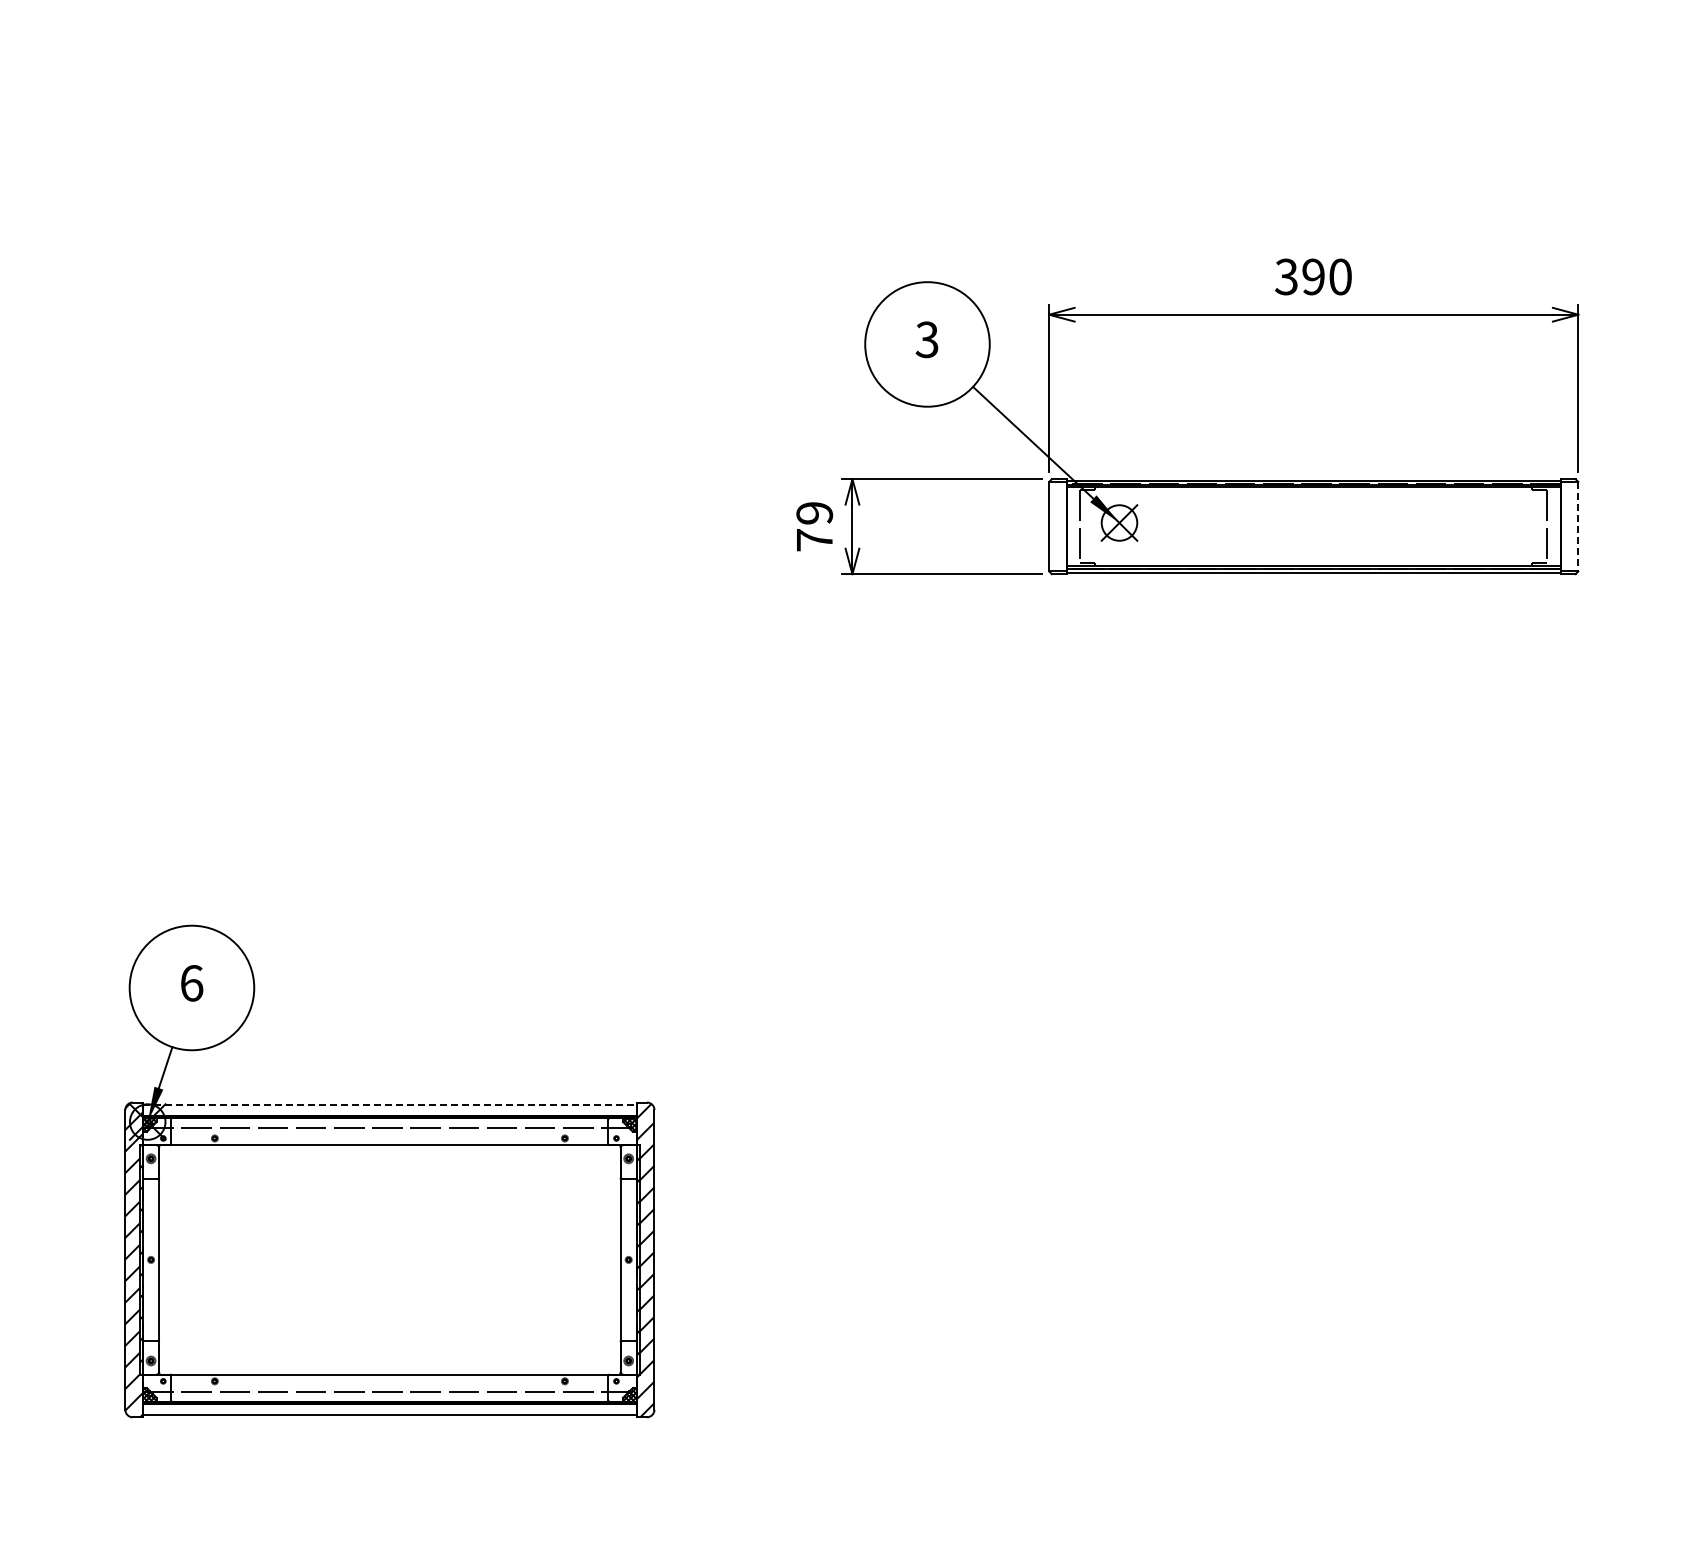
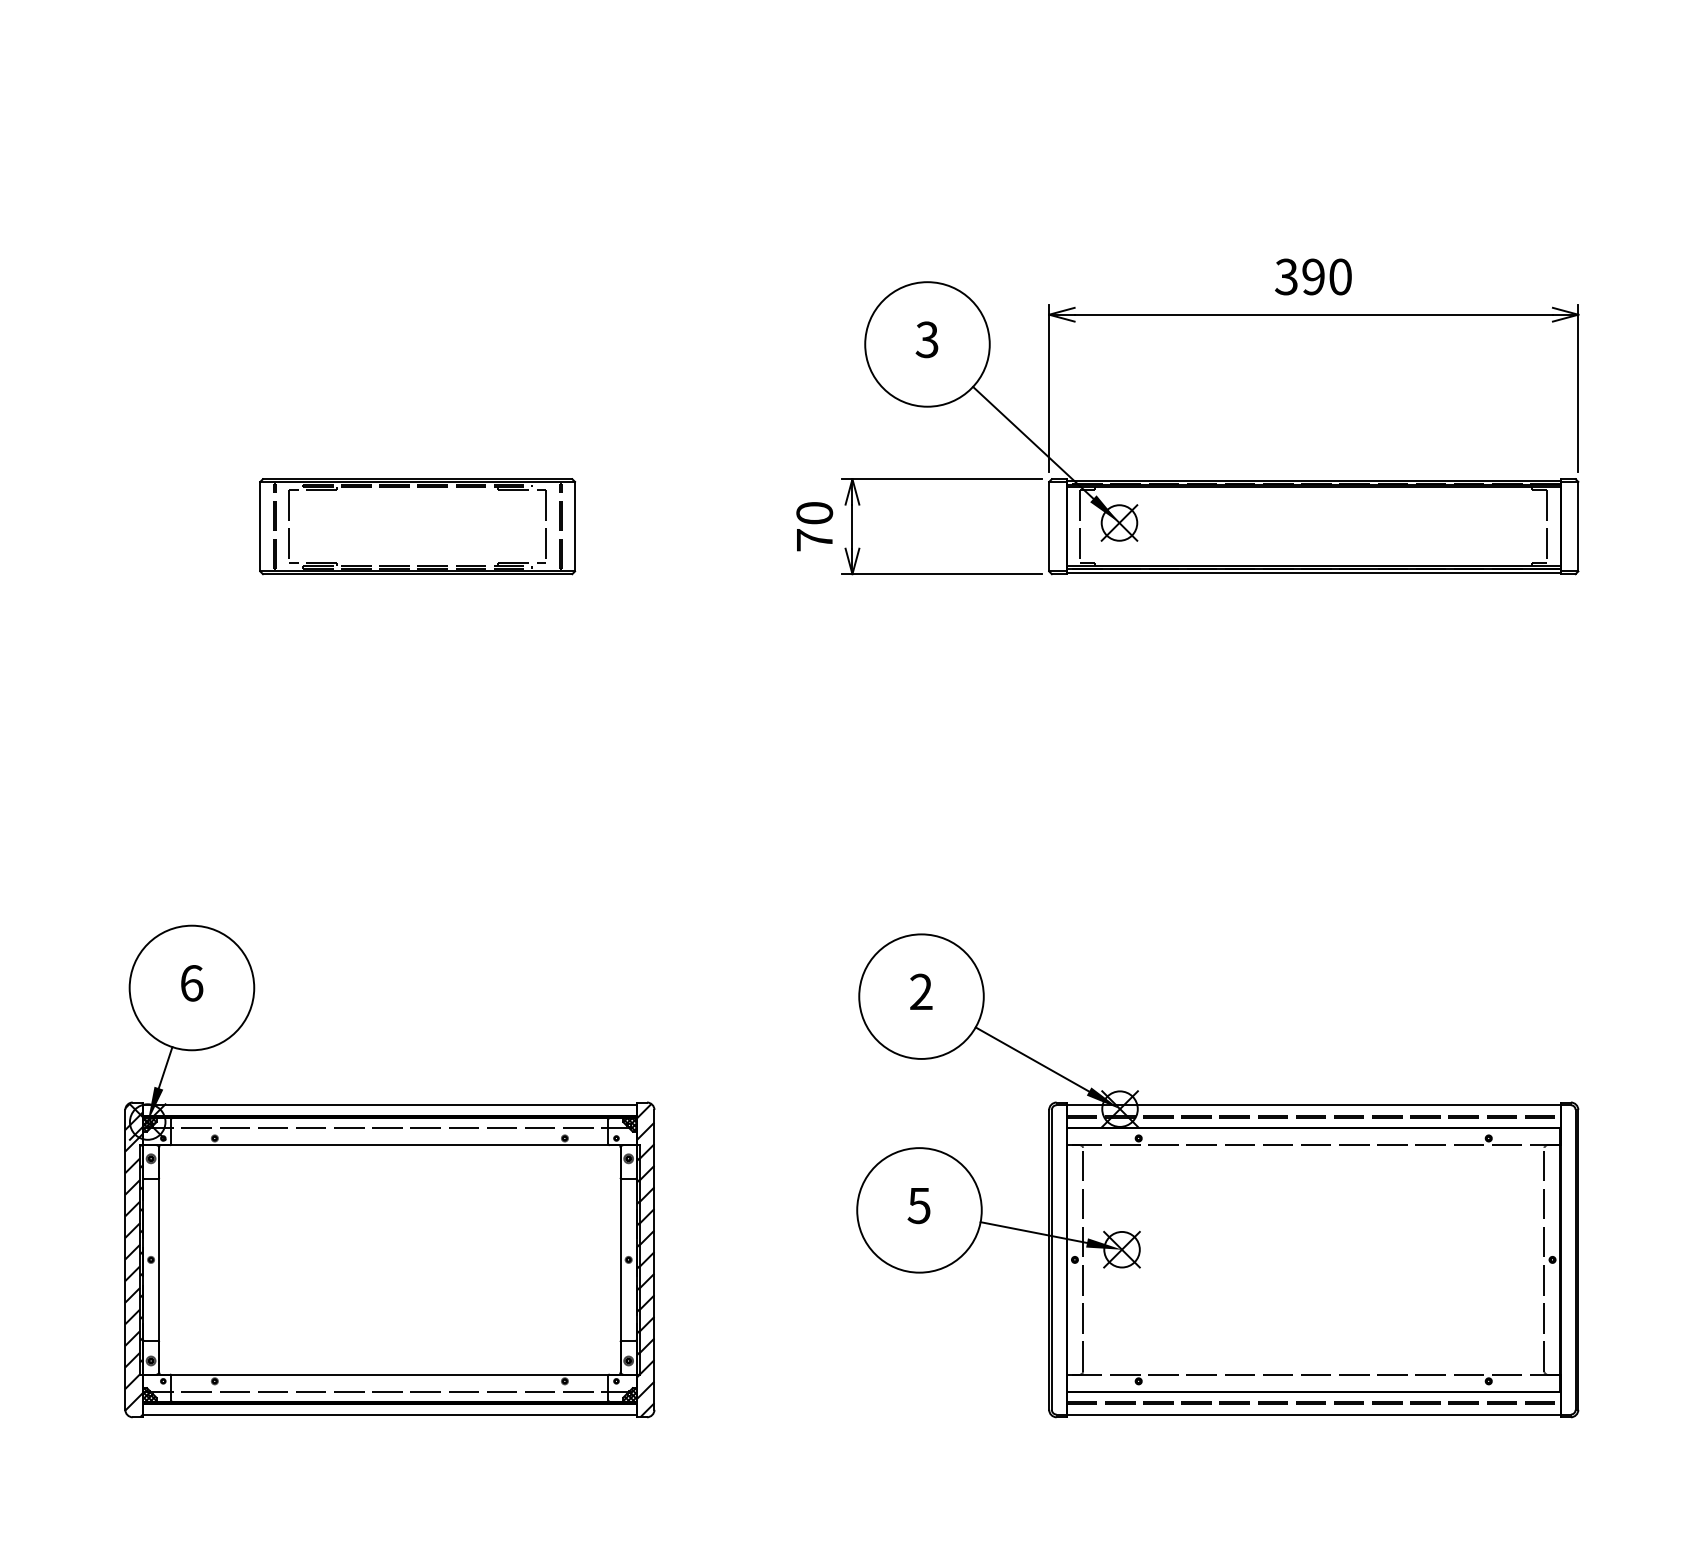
text: 79 -> 70 (814, 513)
part: none -> present (417, 526)
line: dashed -> solid (1578, 526)
line: dashed -> solid (389, 1104)
part: none -> present (1217, 1175)
